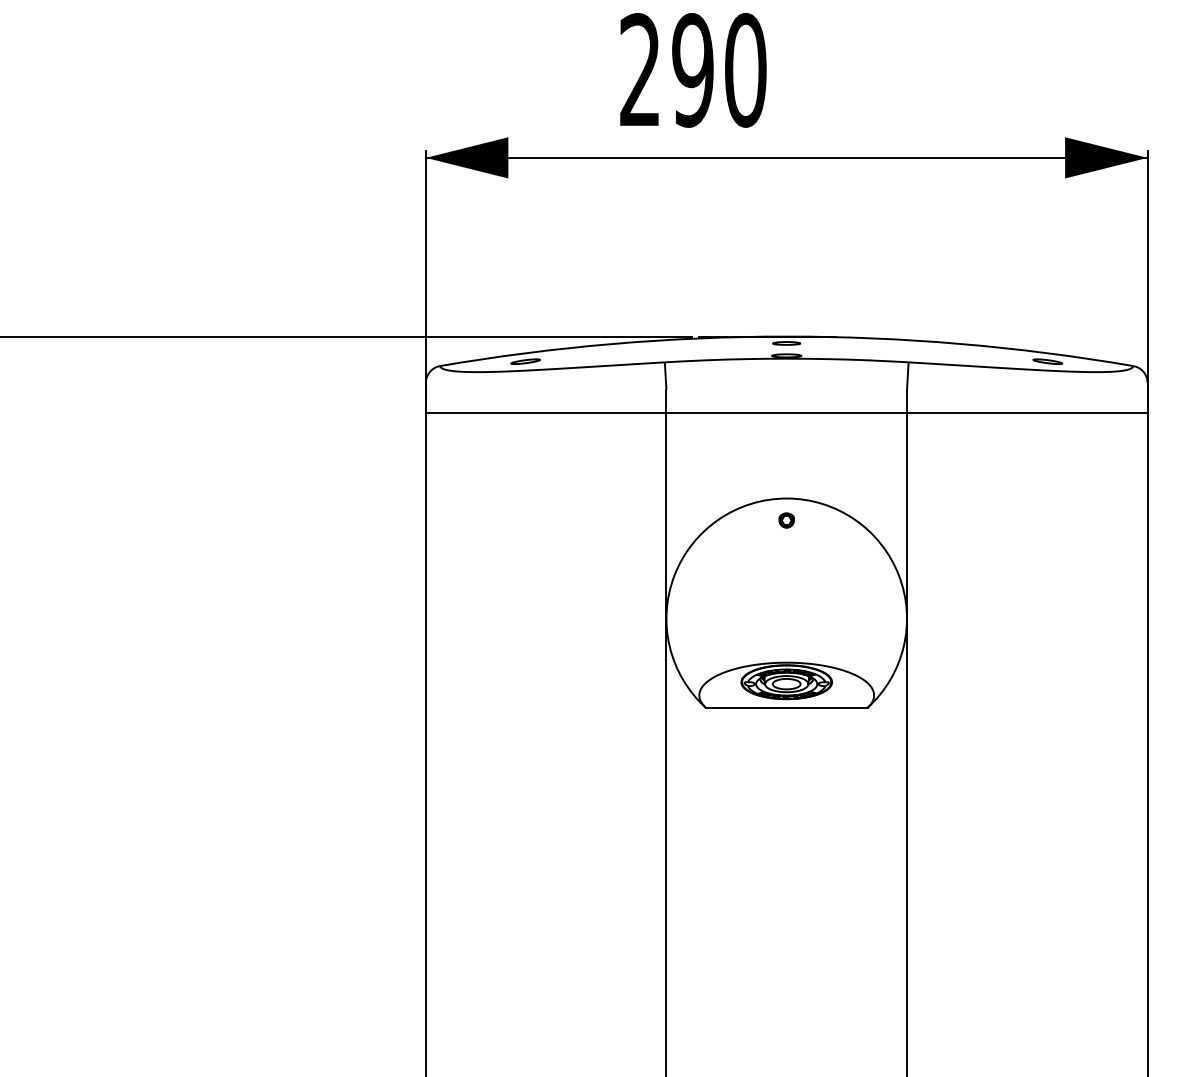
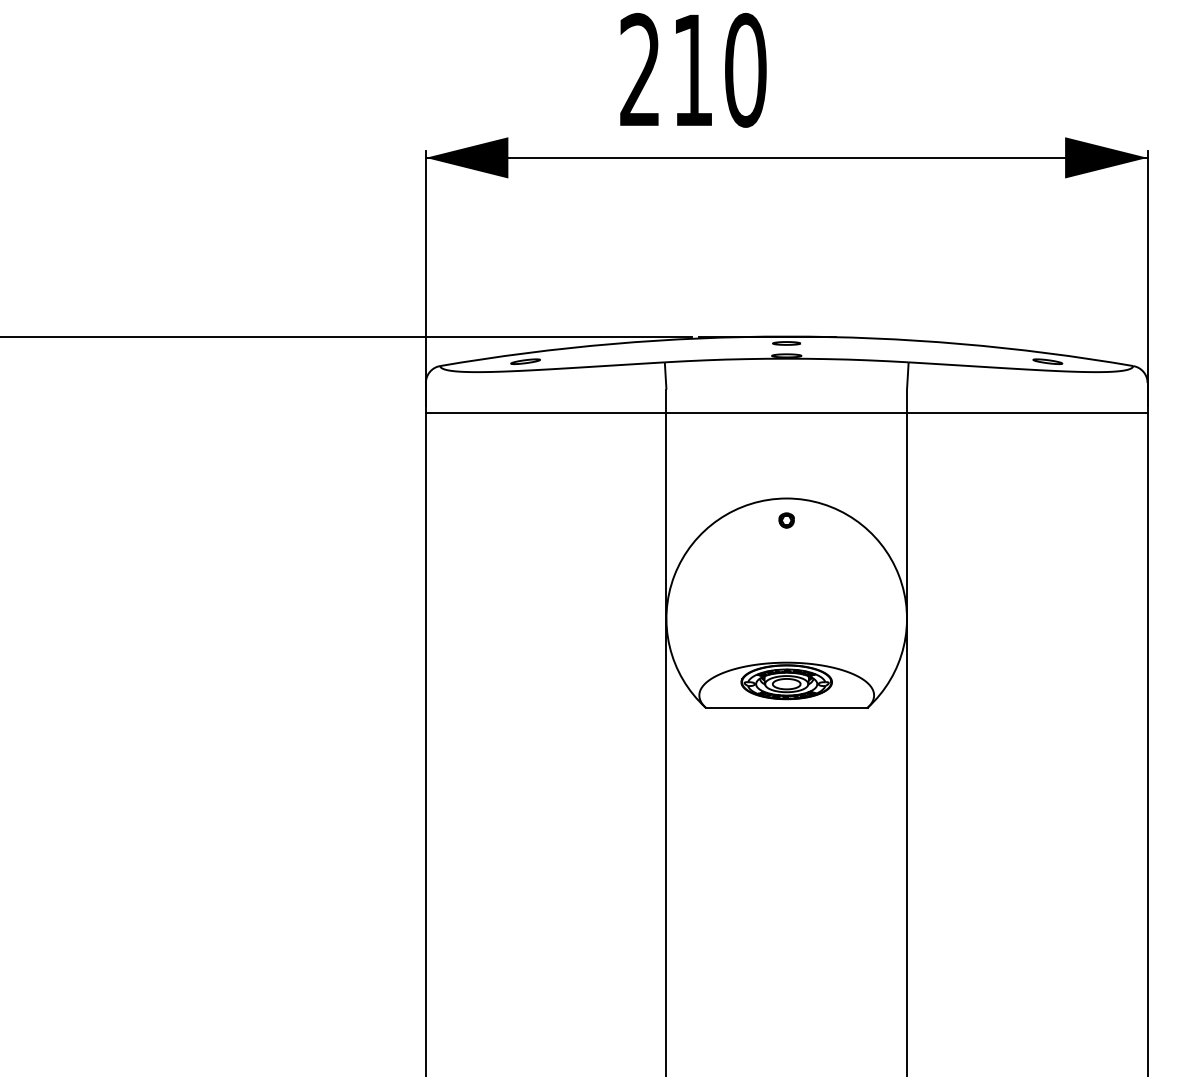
text: 290 -> 210 (692, 69)
